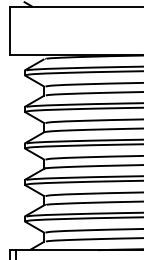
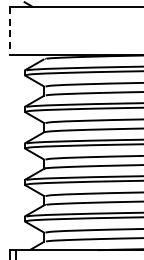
line: solid -> dashed (9, 31)
